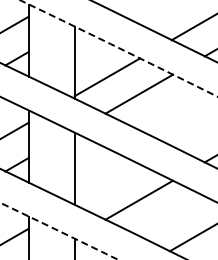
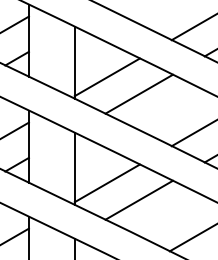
arc: dashed -> solid (118, 47)
line: none -> present (192, 133)
line: none -> present (106, 183)
arc: dashed -> solid (59, 231)
